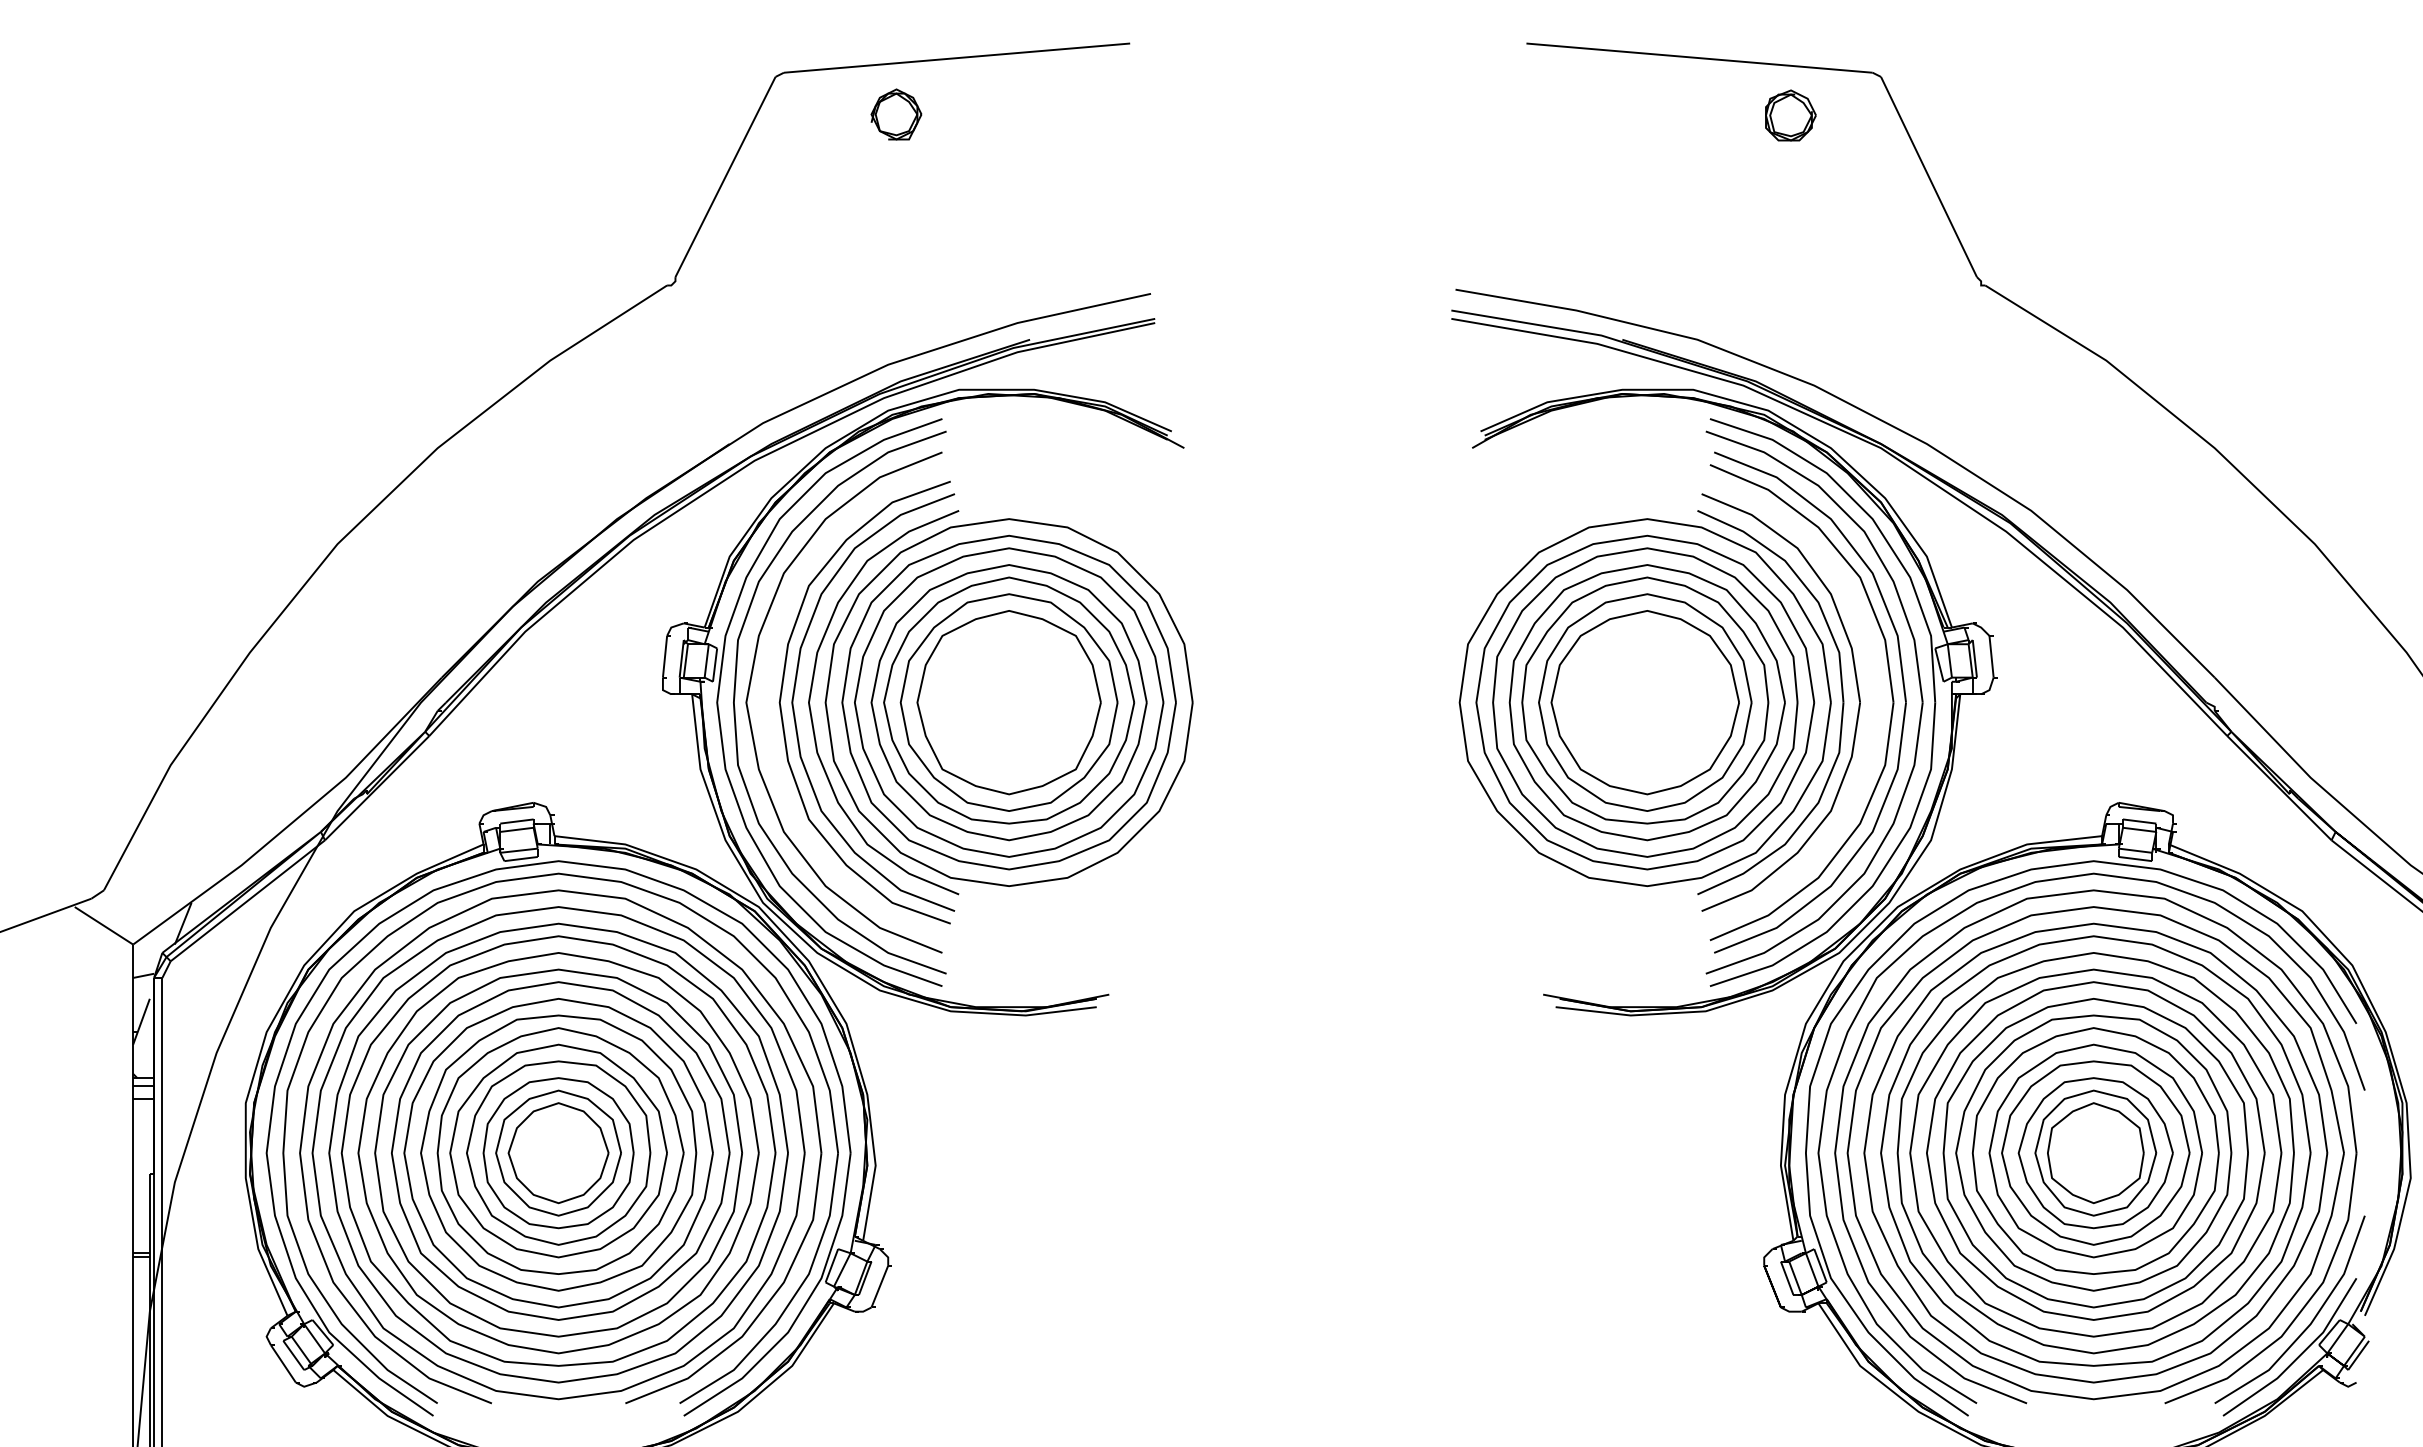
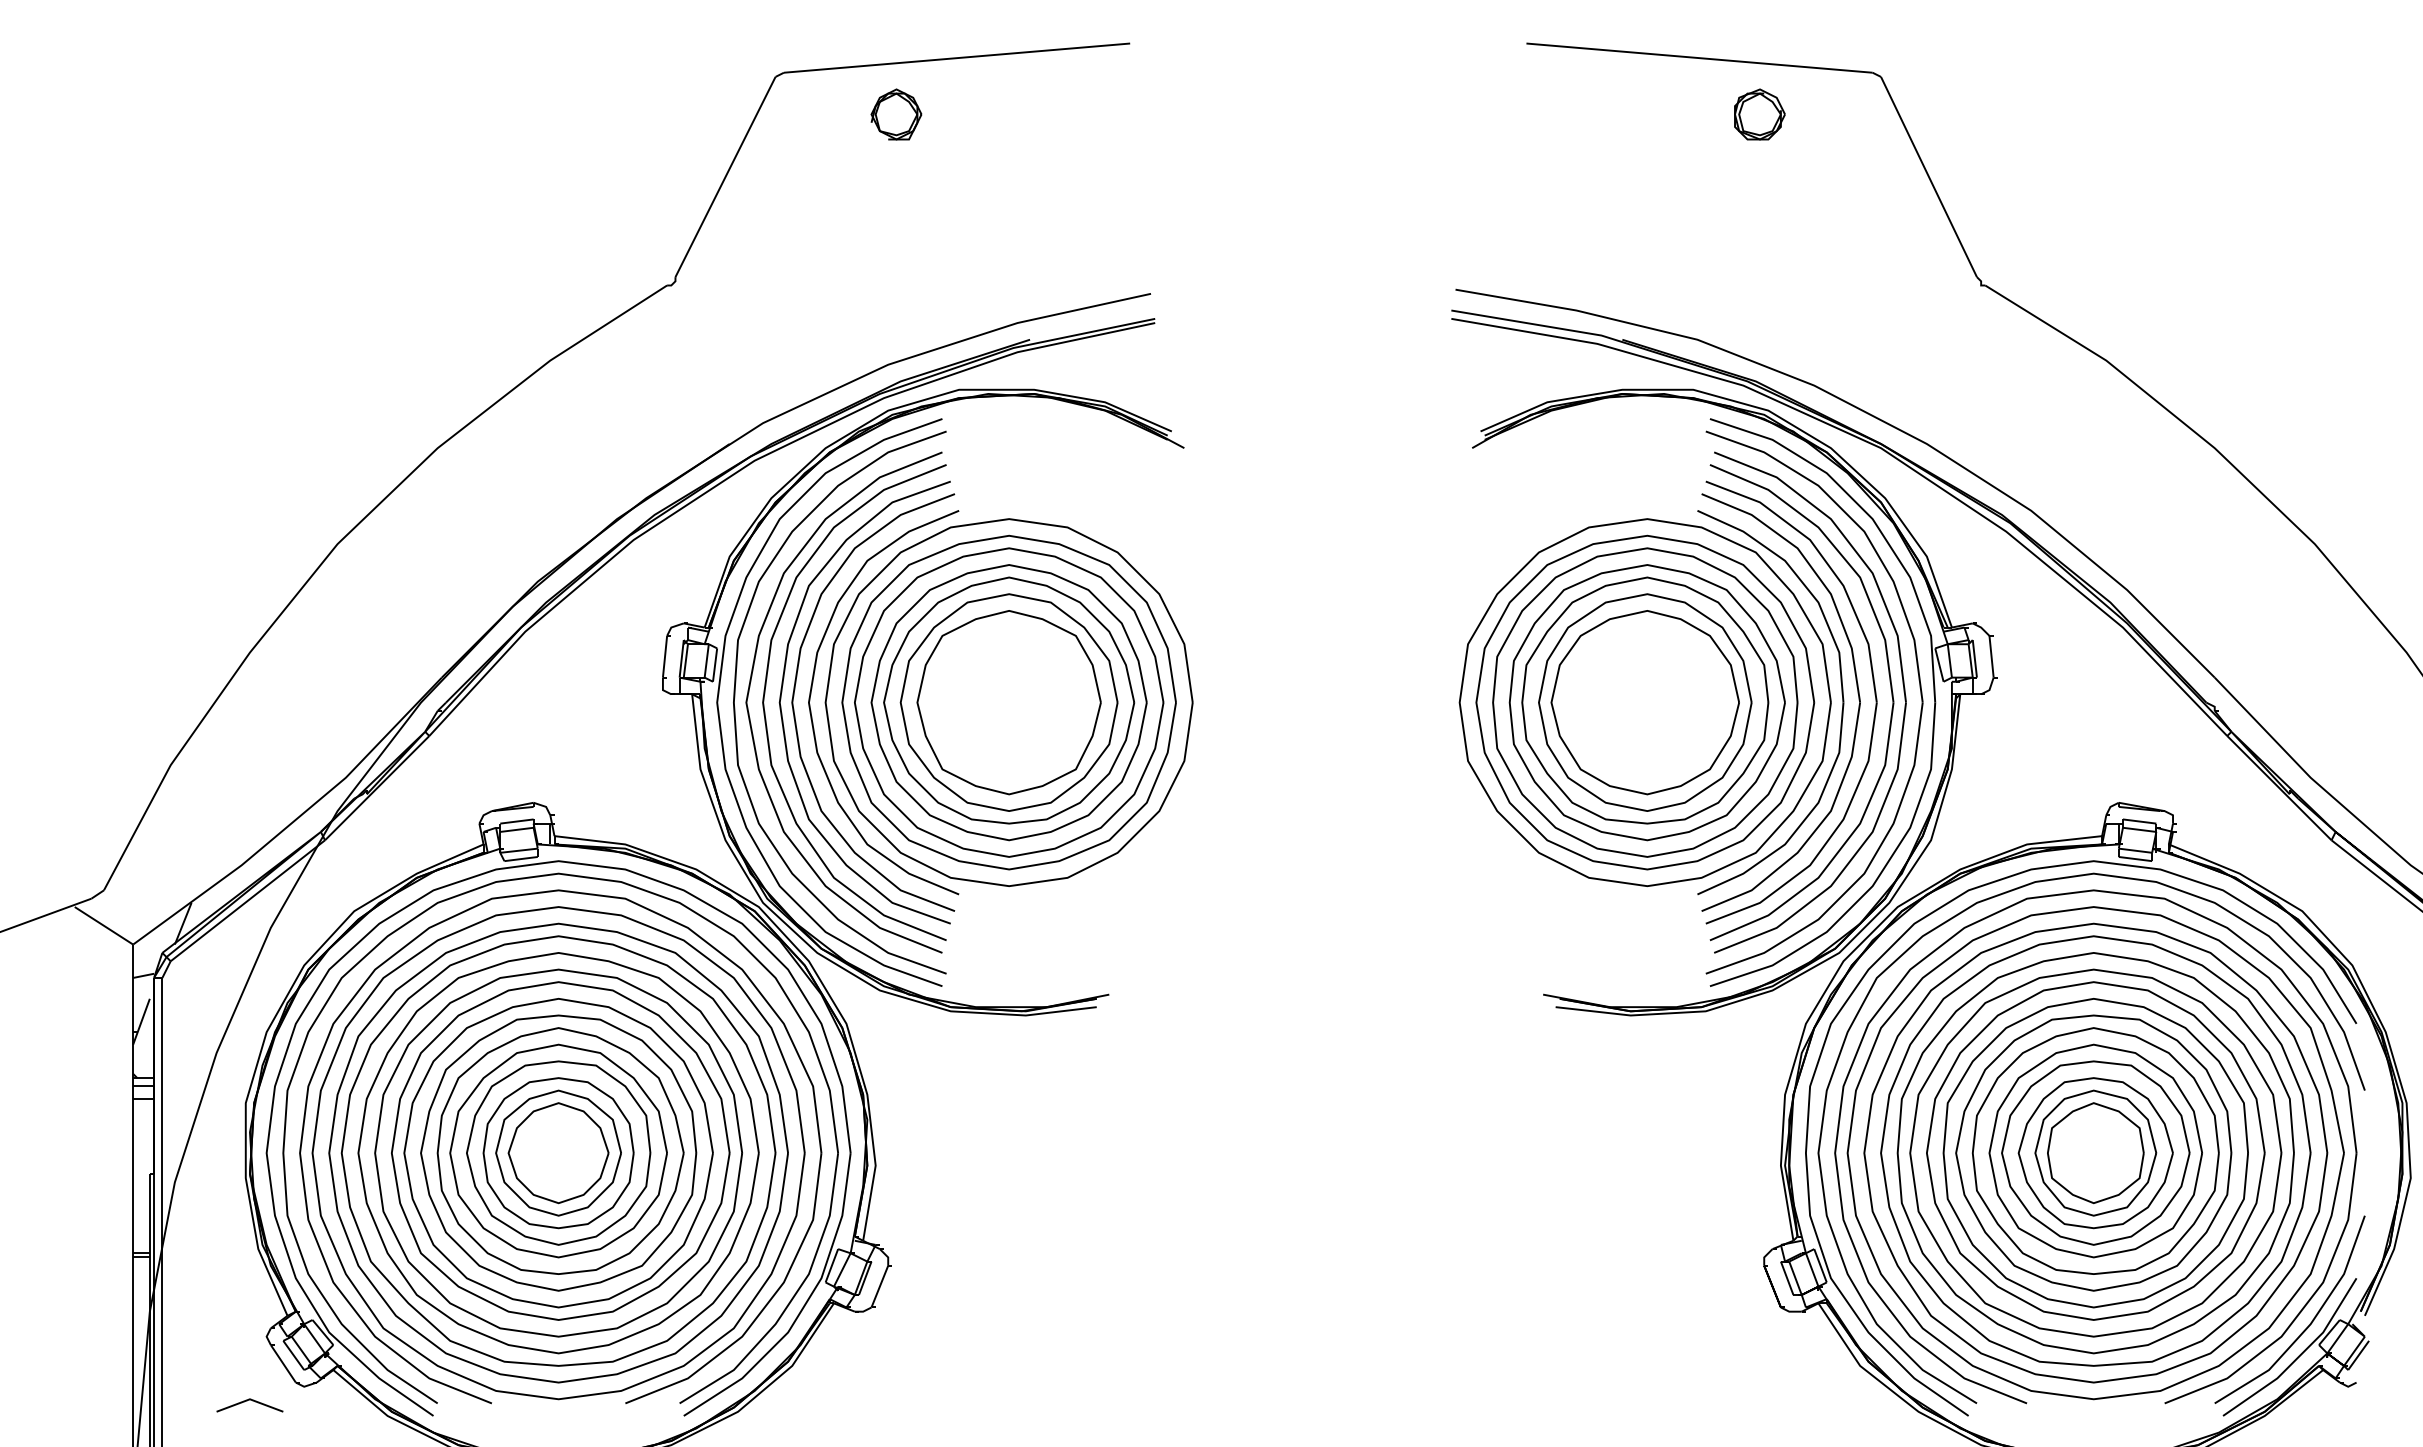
part position: (1790, 115) -> (1759, 114) (1759, 114)
part: none -> present (1873, 688)
curve: none -> present (765, 694)
line: none -> present (247, 1401)
